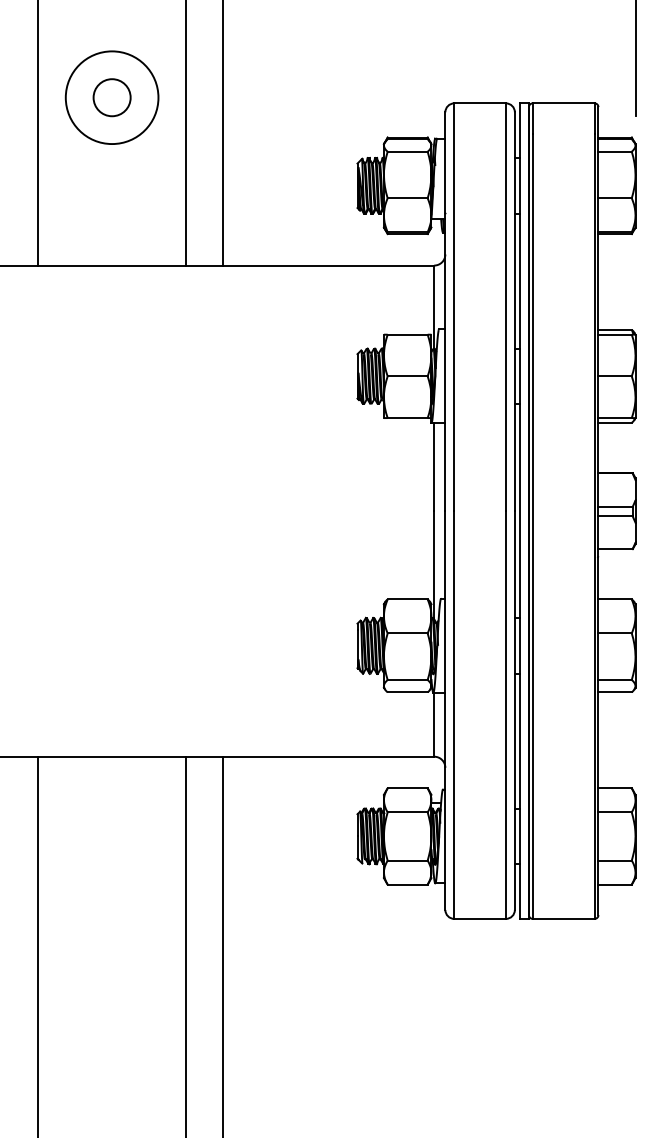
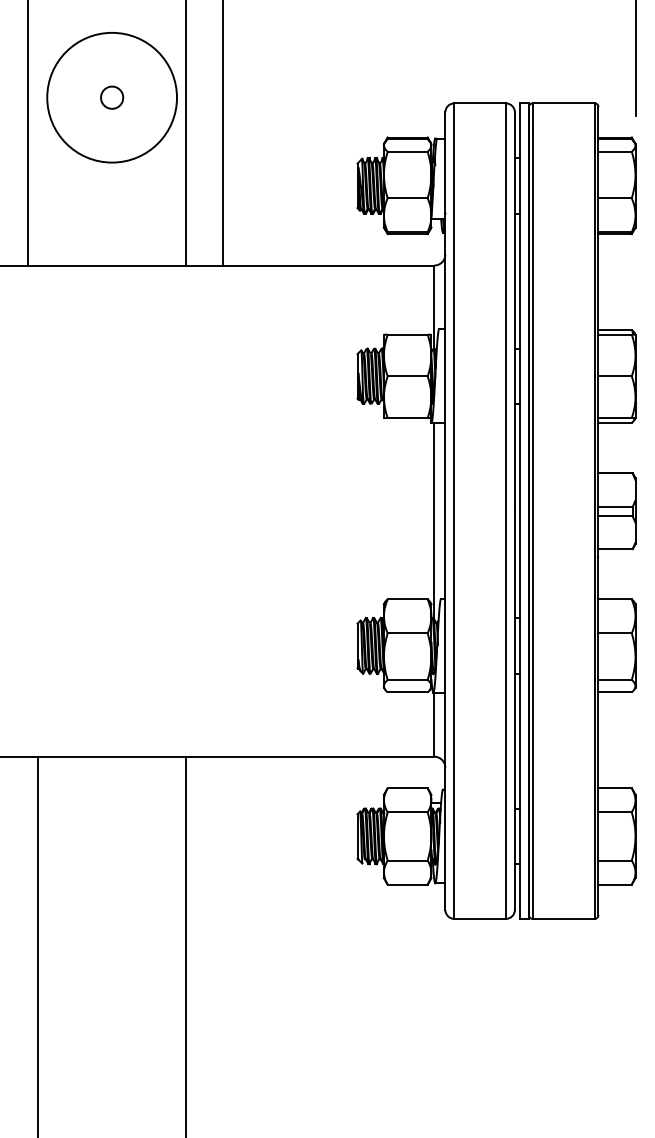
circle diameter: 37 px -> 22 px (112, 97)
circle diameter: 93 px -> 130 px (112, 97)
line position: (38, 133) -> (28, 133) (28, 133)
line: present -> none (223, 945)
